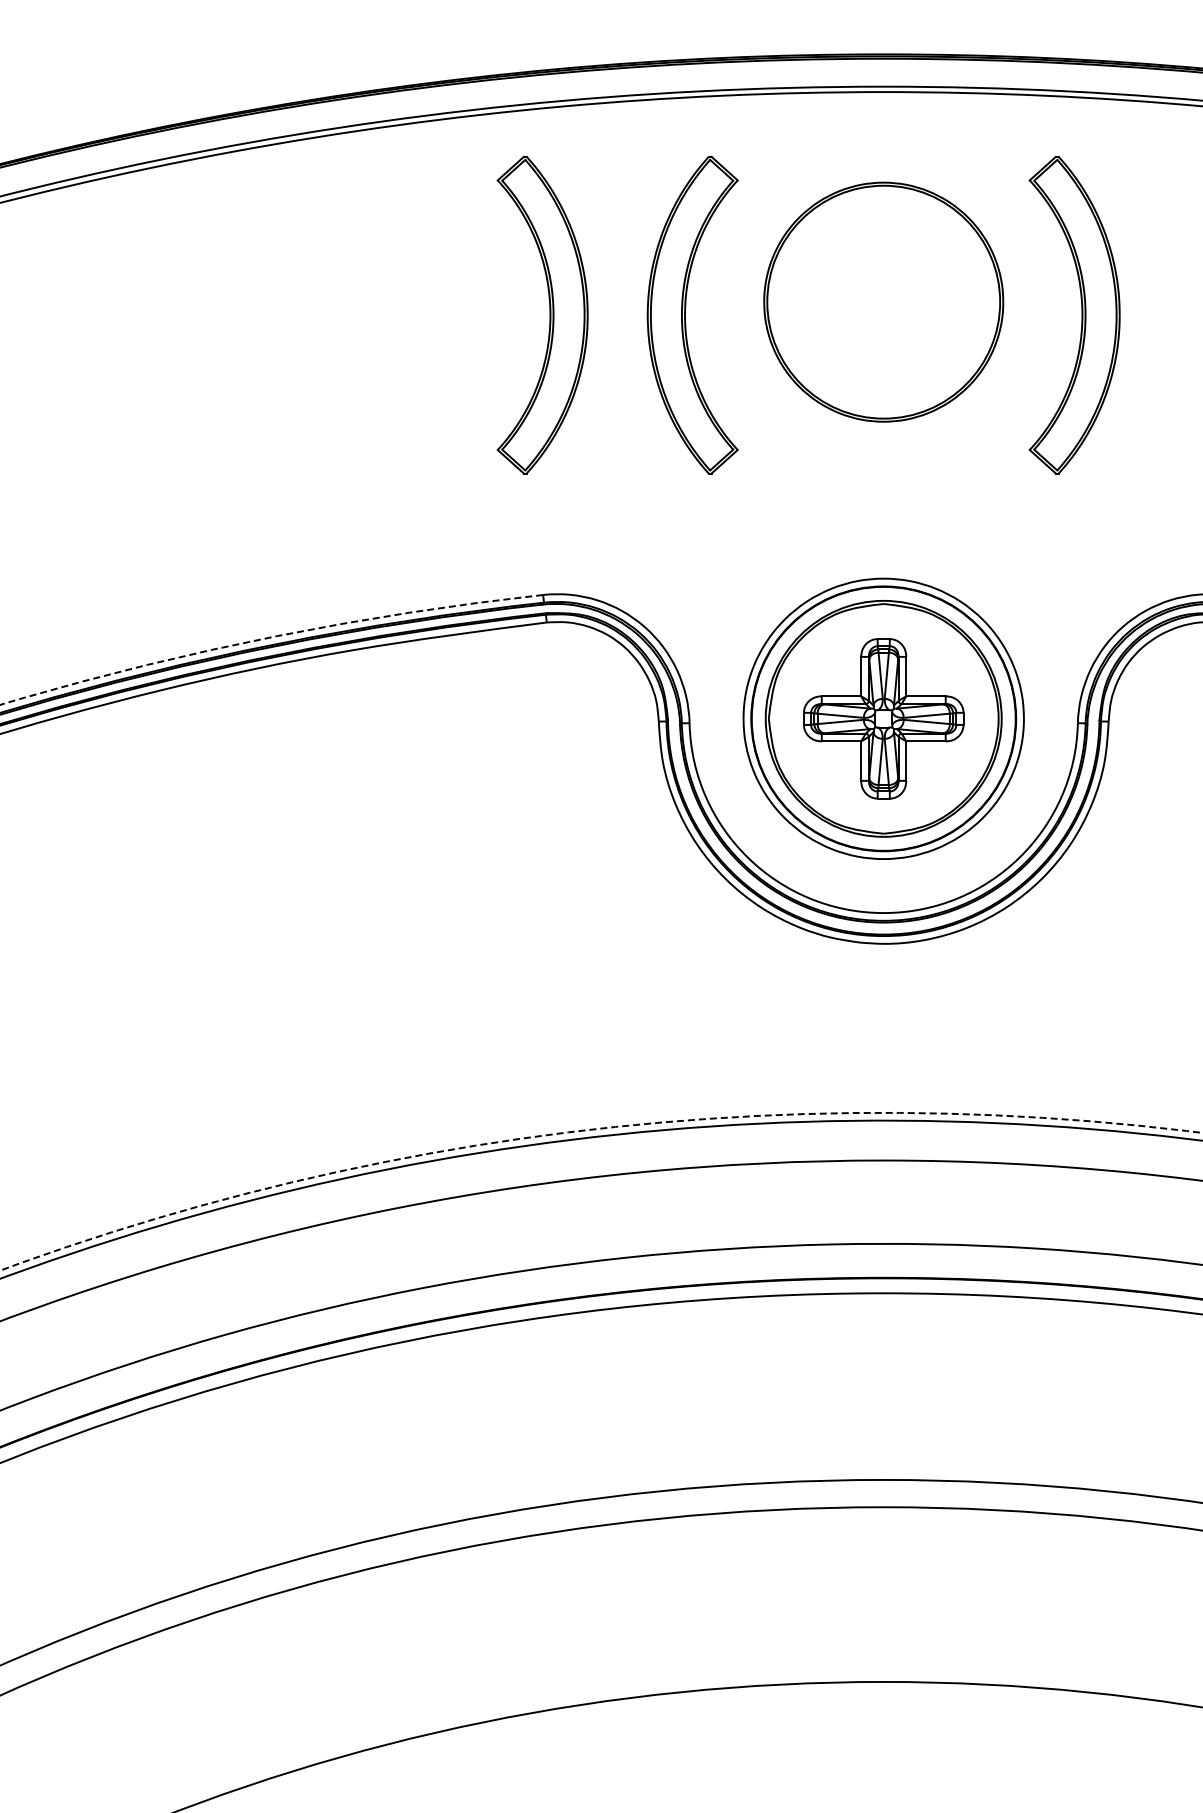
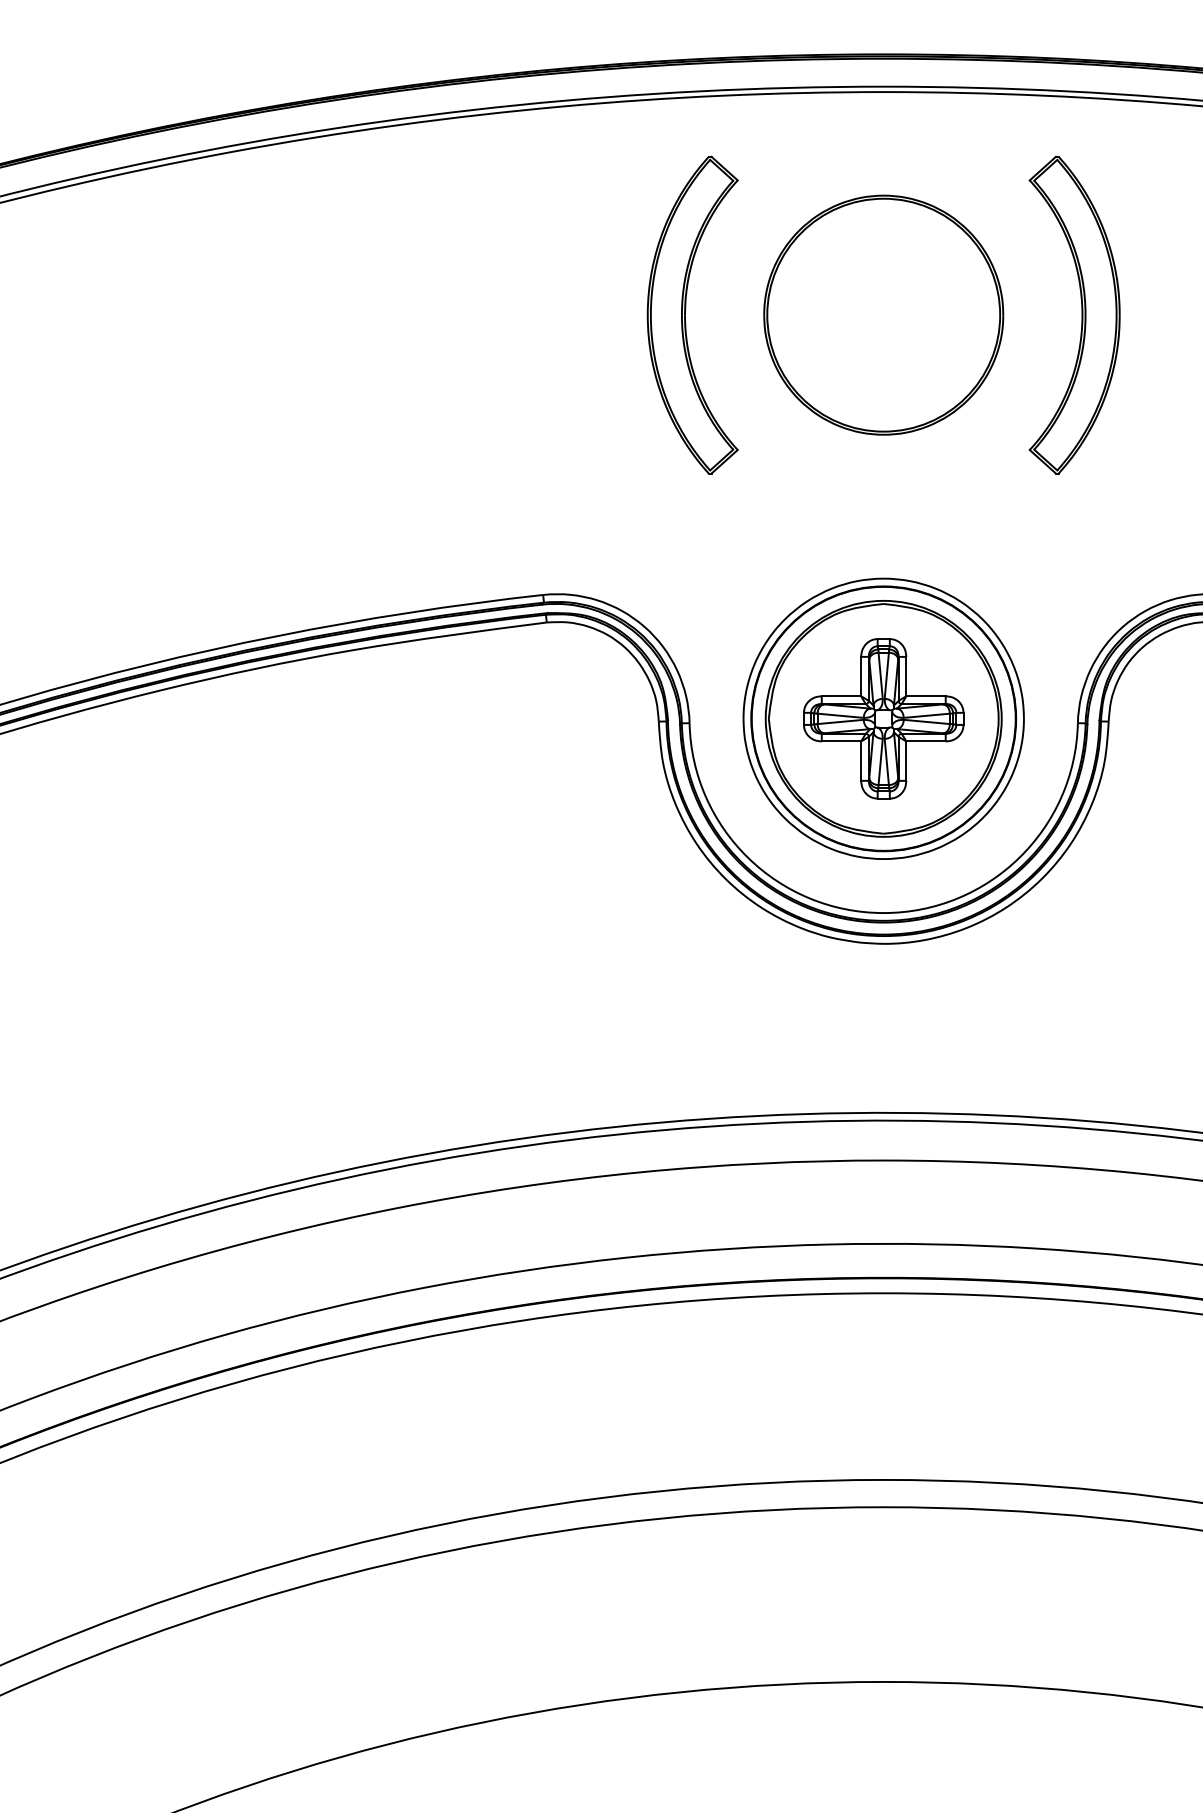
part position: (883, 301) -> (883, 314) (883, 314)
part: present -> none (549, 314)
arc: dashed -> solid (267, 638)
arc: dashed -> solid (593, 1129)
